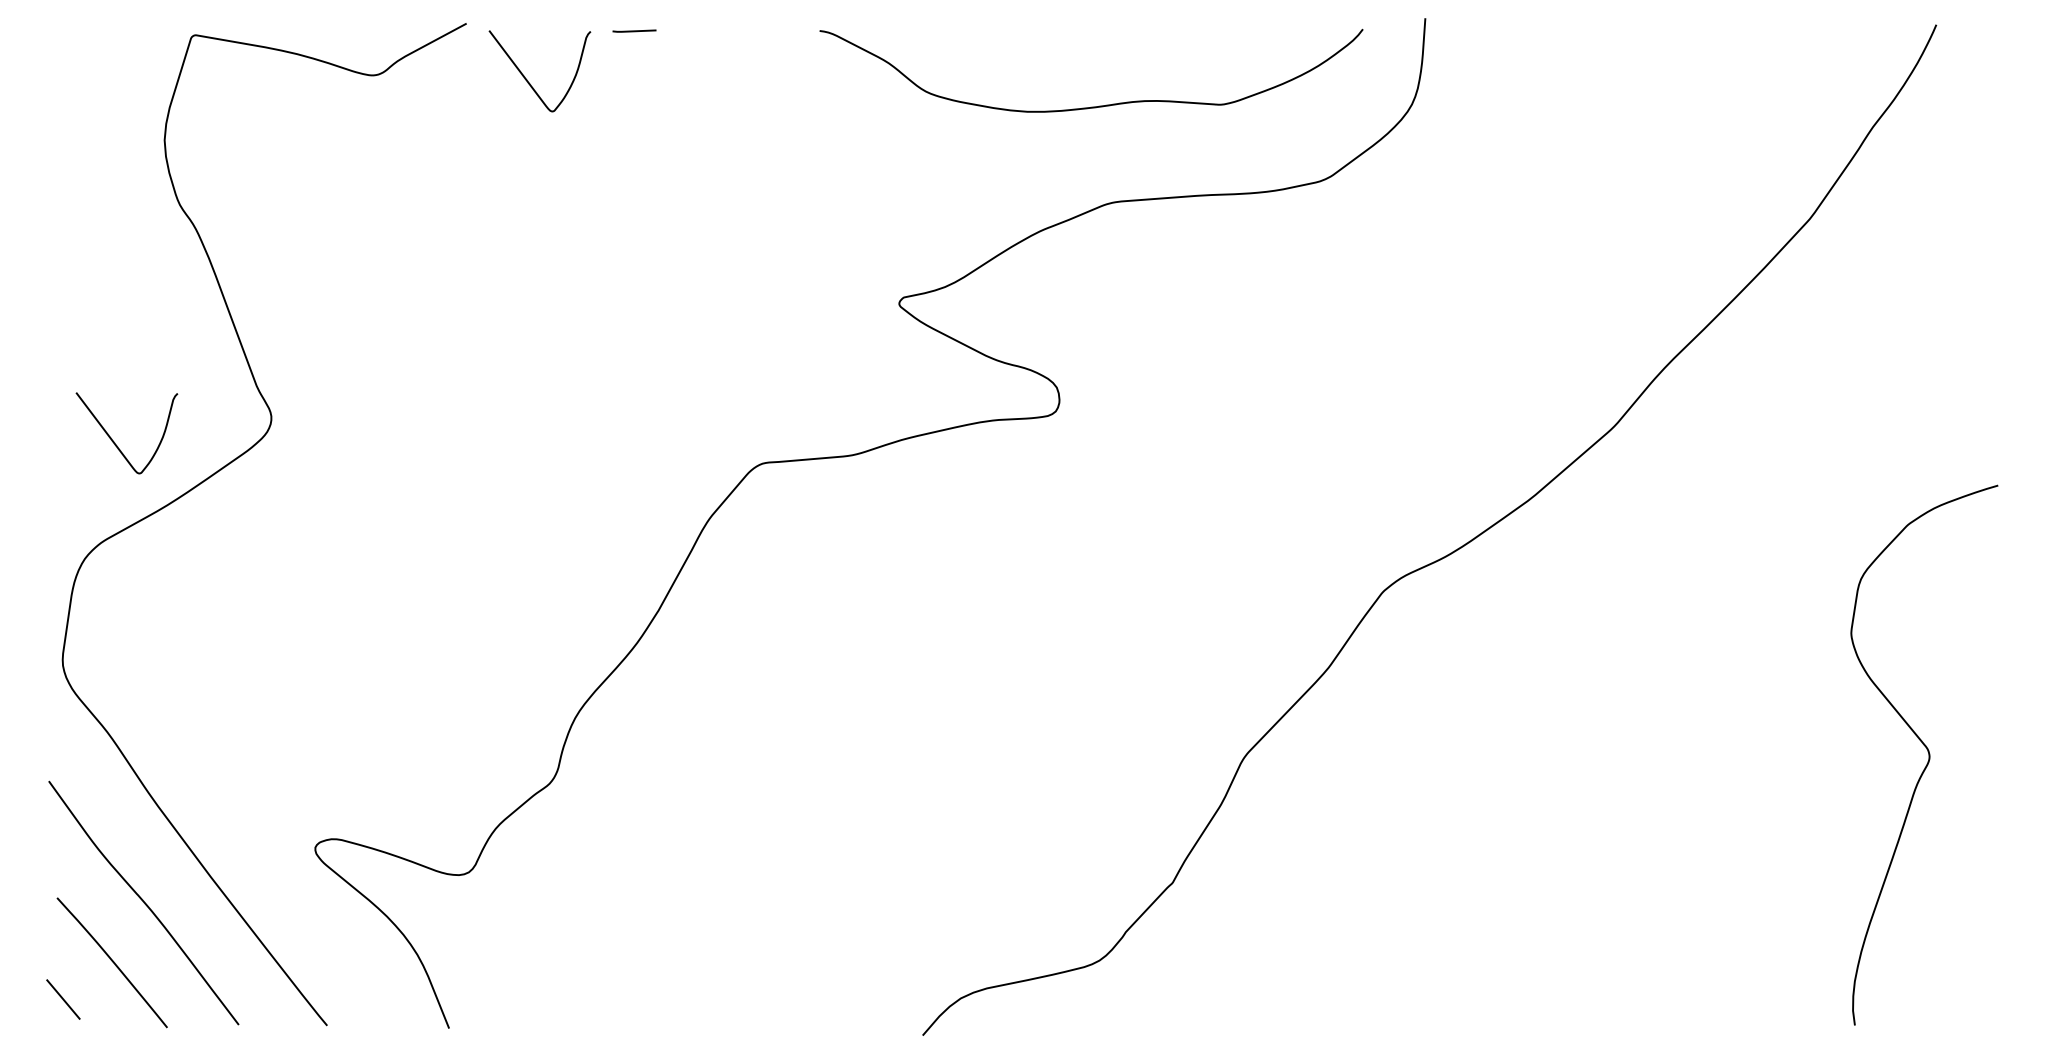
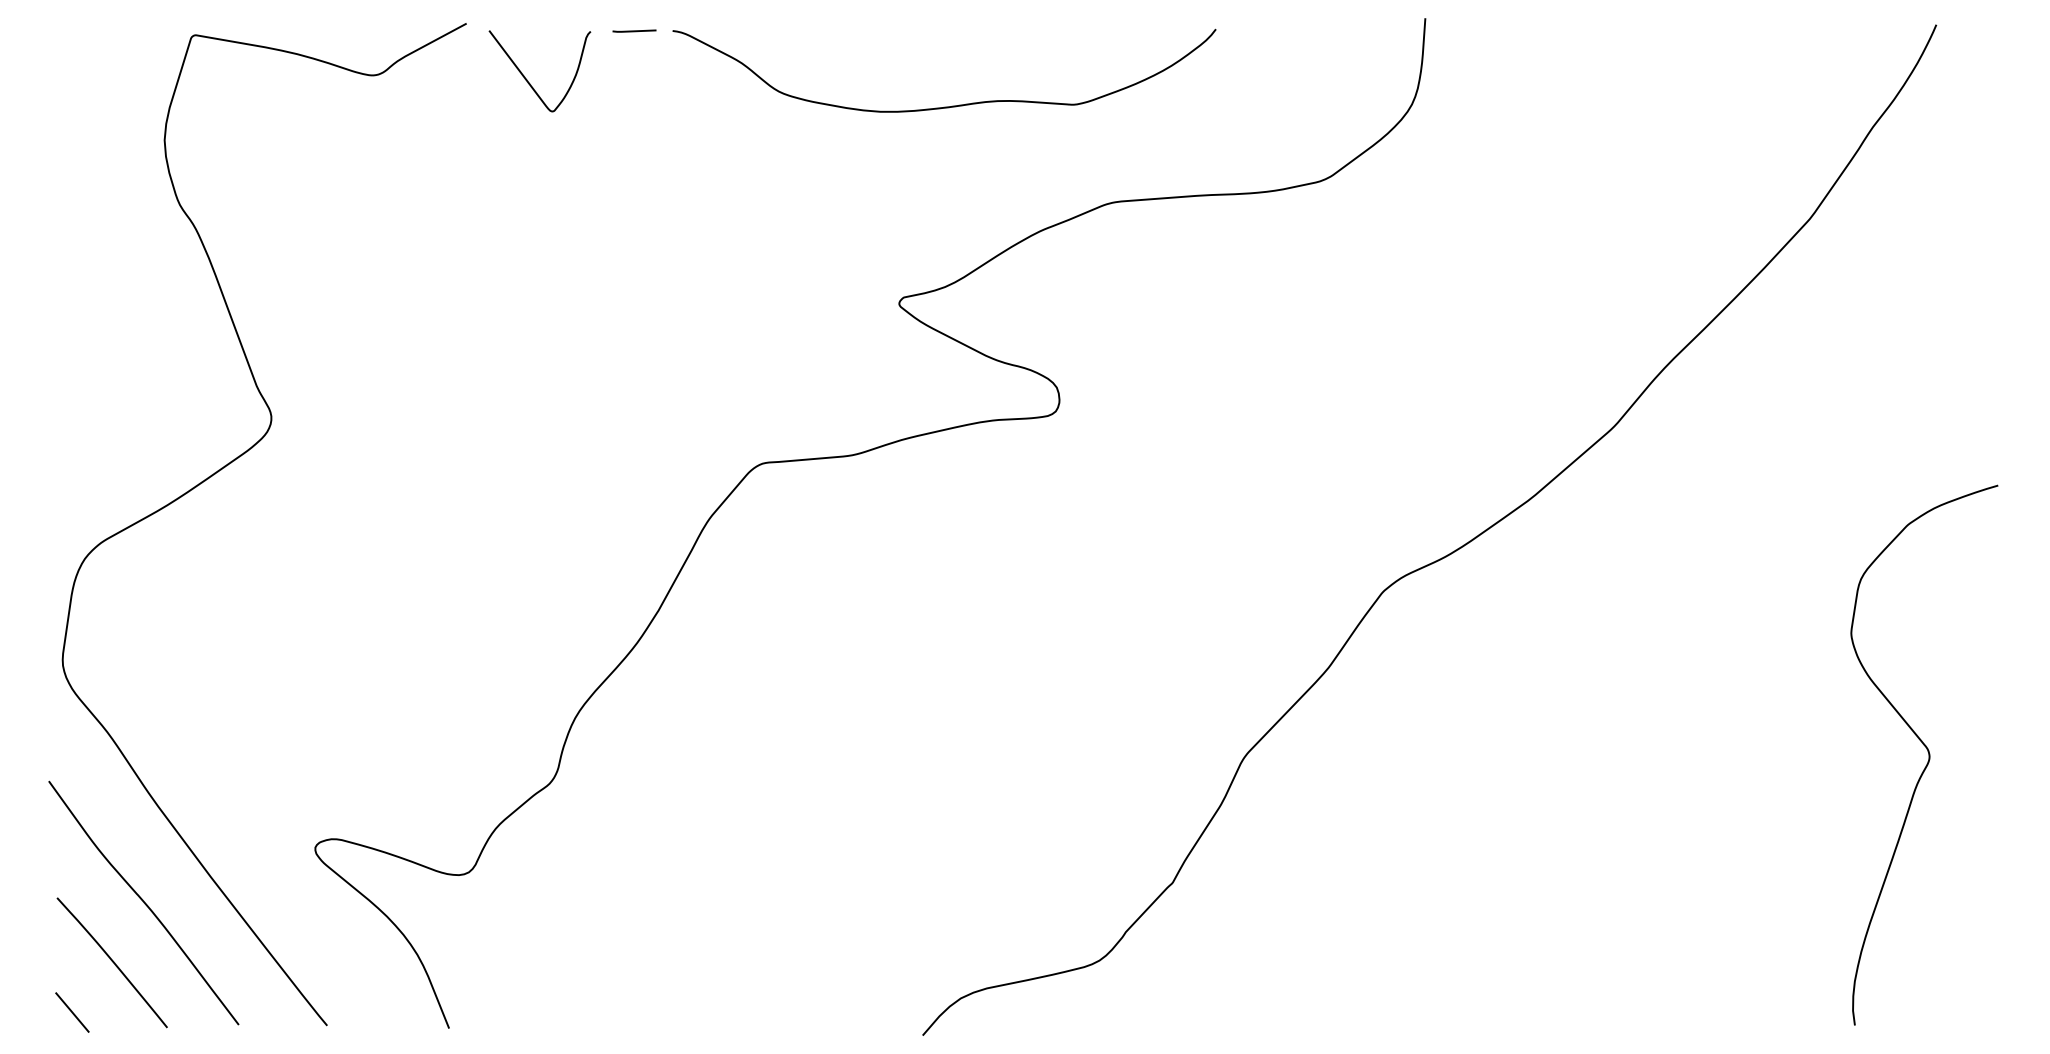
curve position: (1099, 105) -> (952, 105) (952, 105)
curve: present -> none (114, 441)
line position: (63, 999) -> (72, 1012) (72, 1012)
